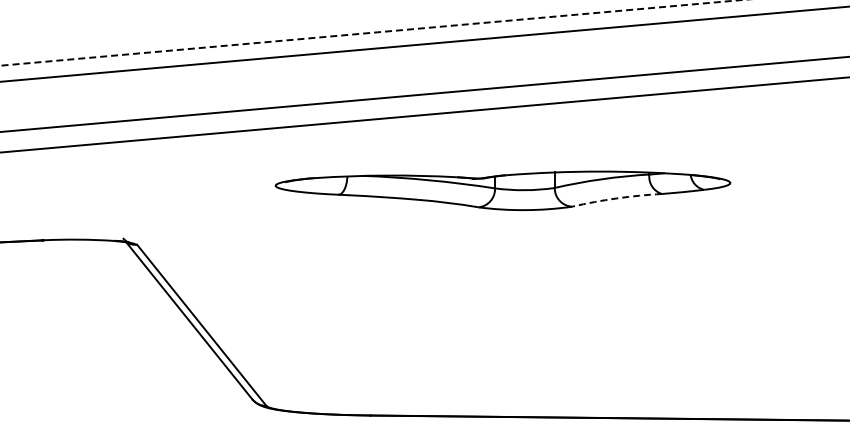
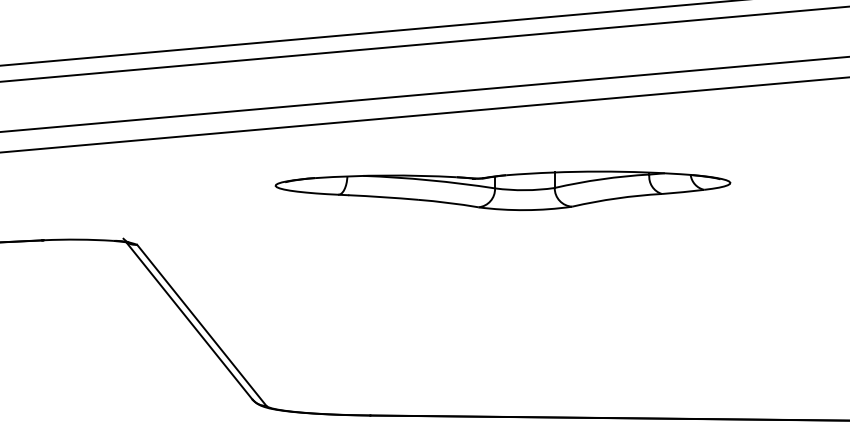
line: dashed -> solid (371, 32)
arc: dashed -> solid (616, 198)
